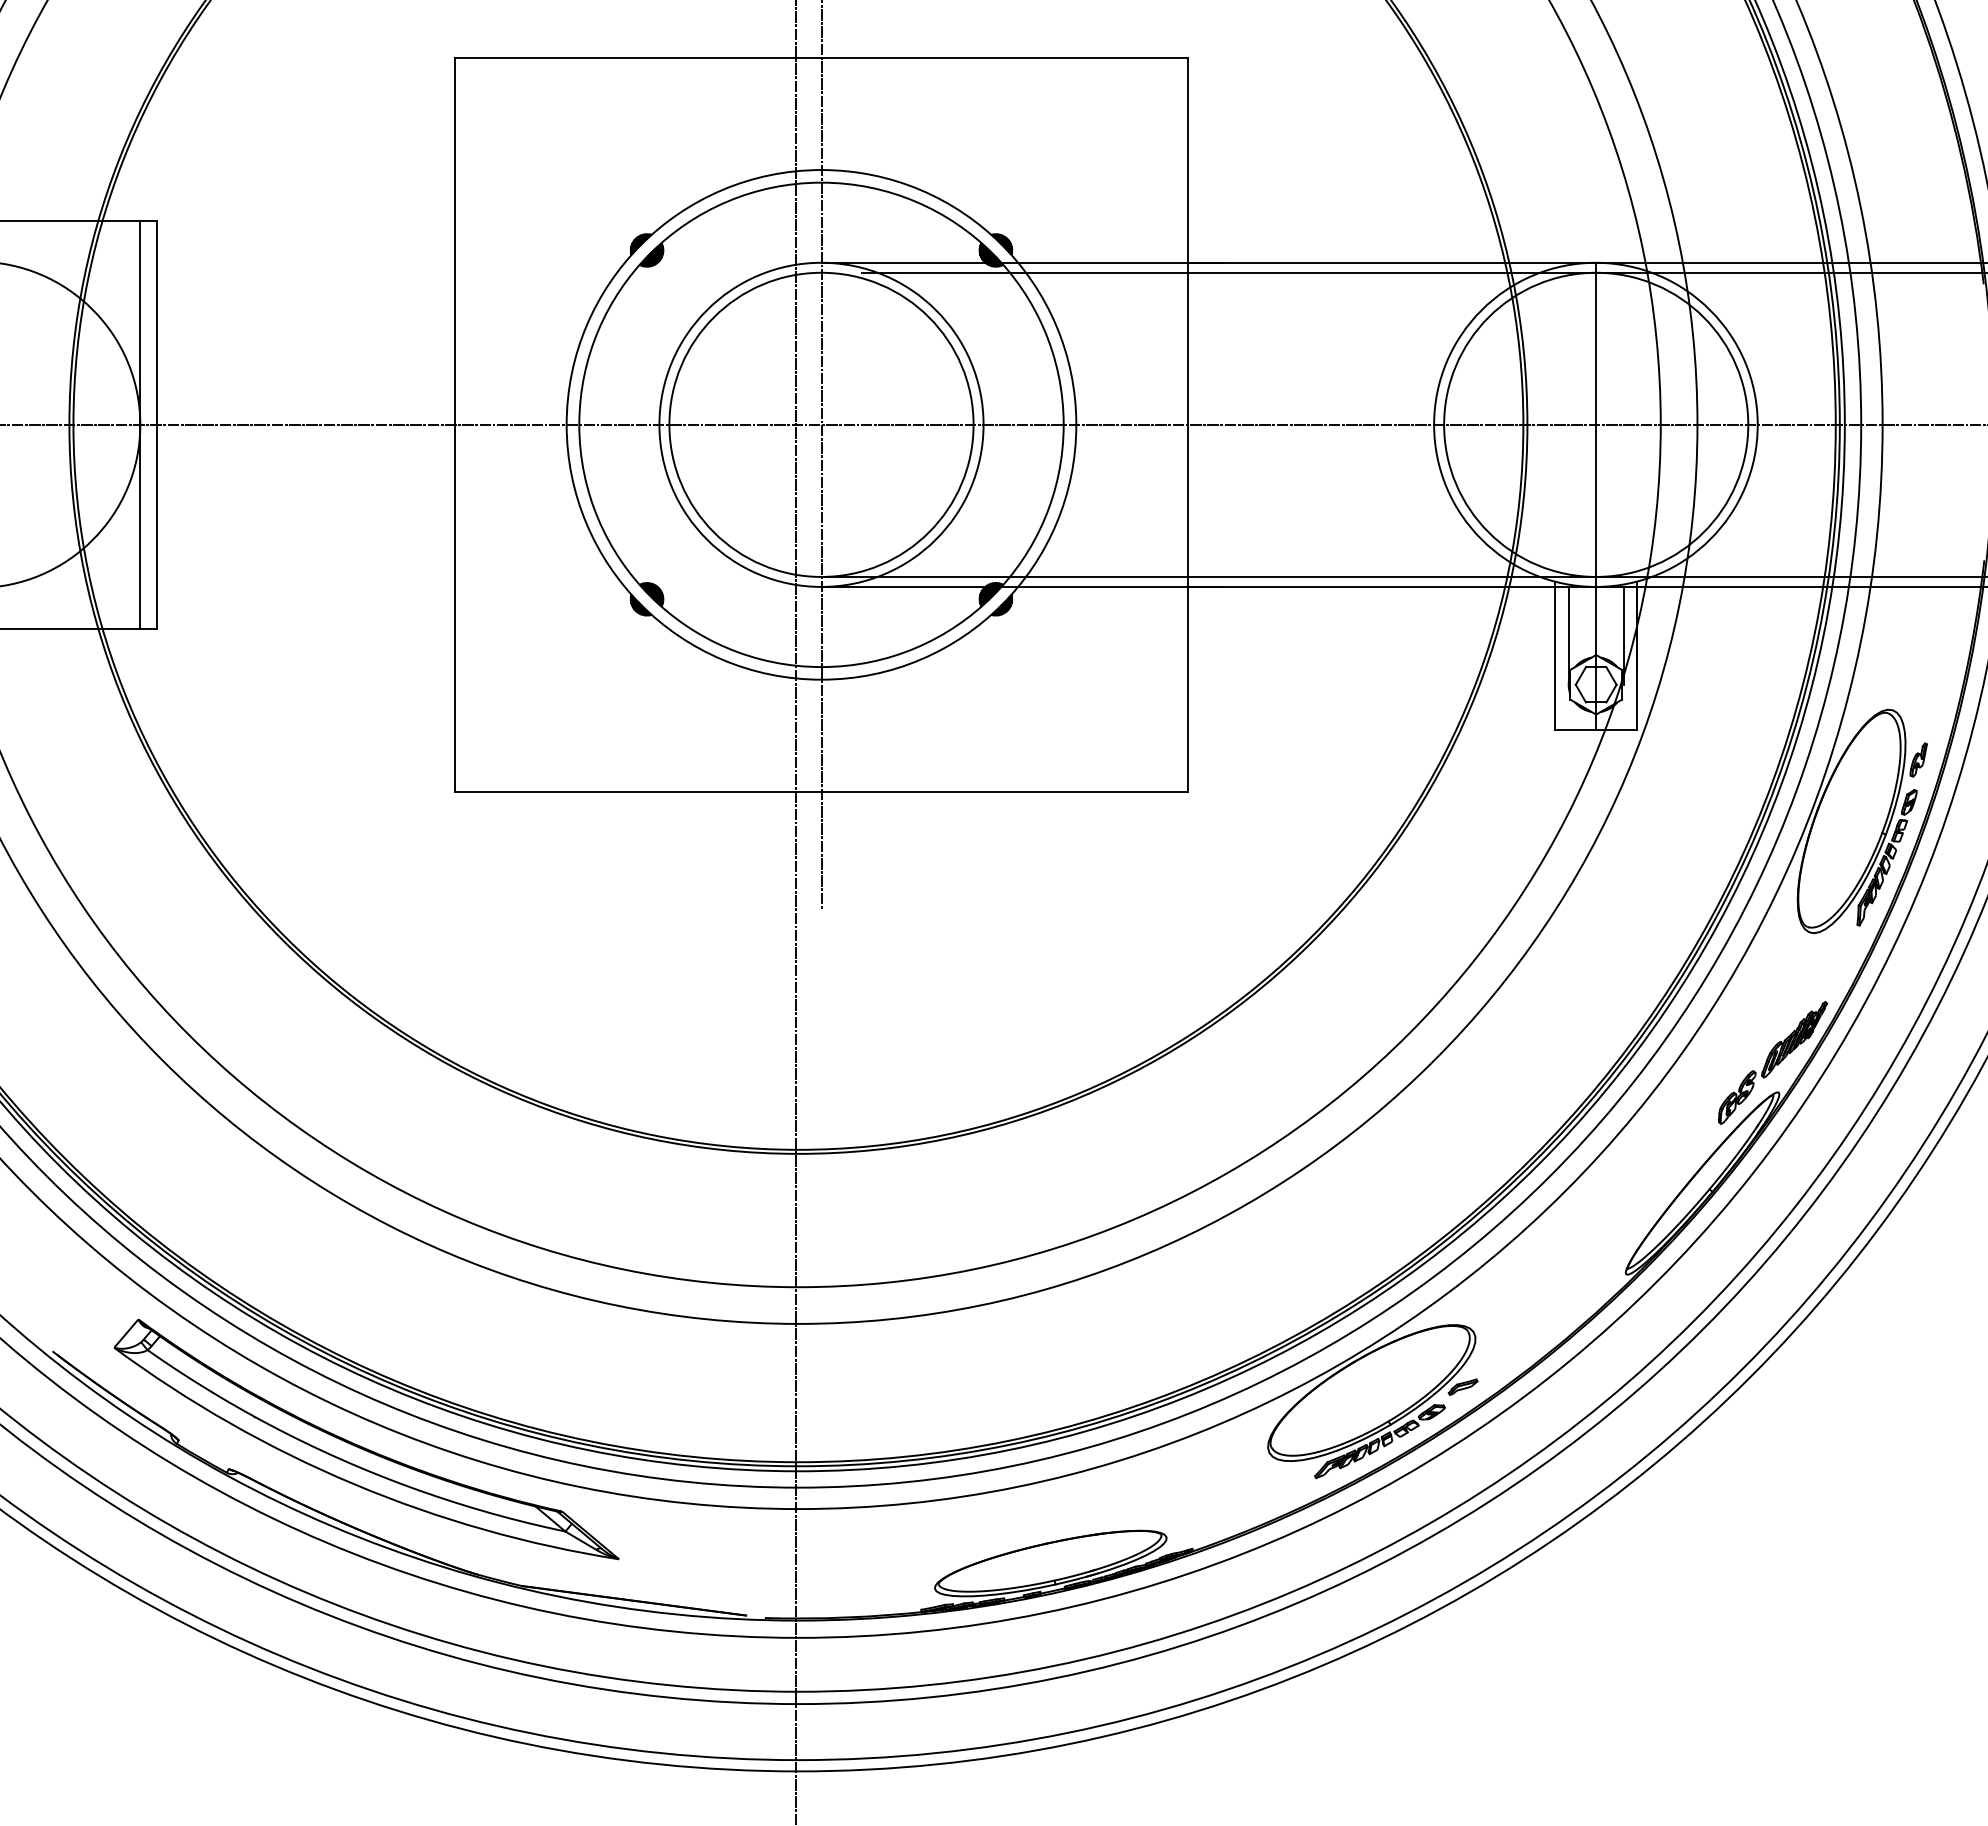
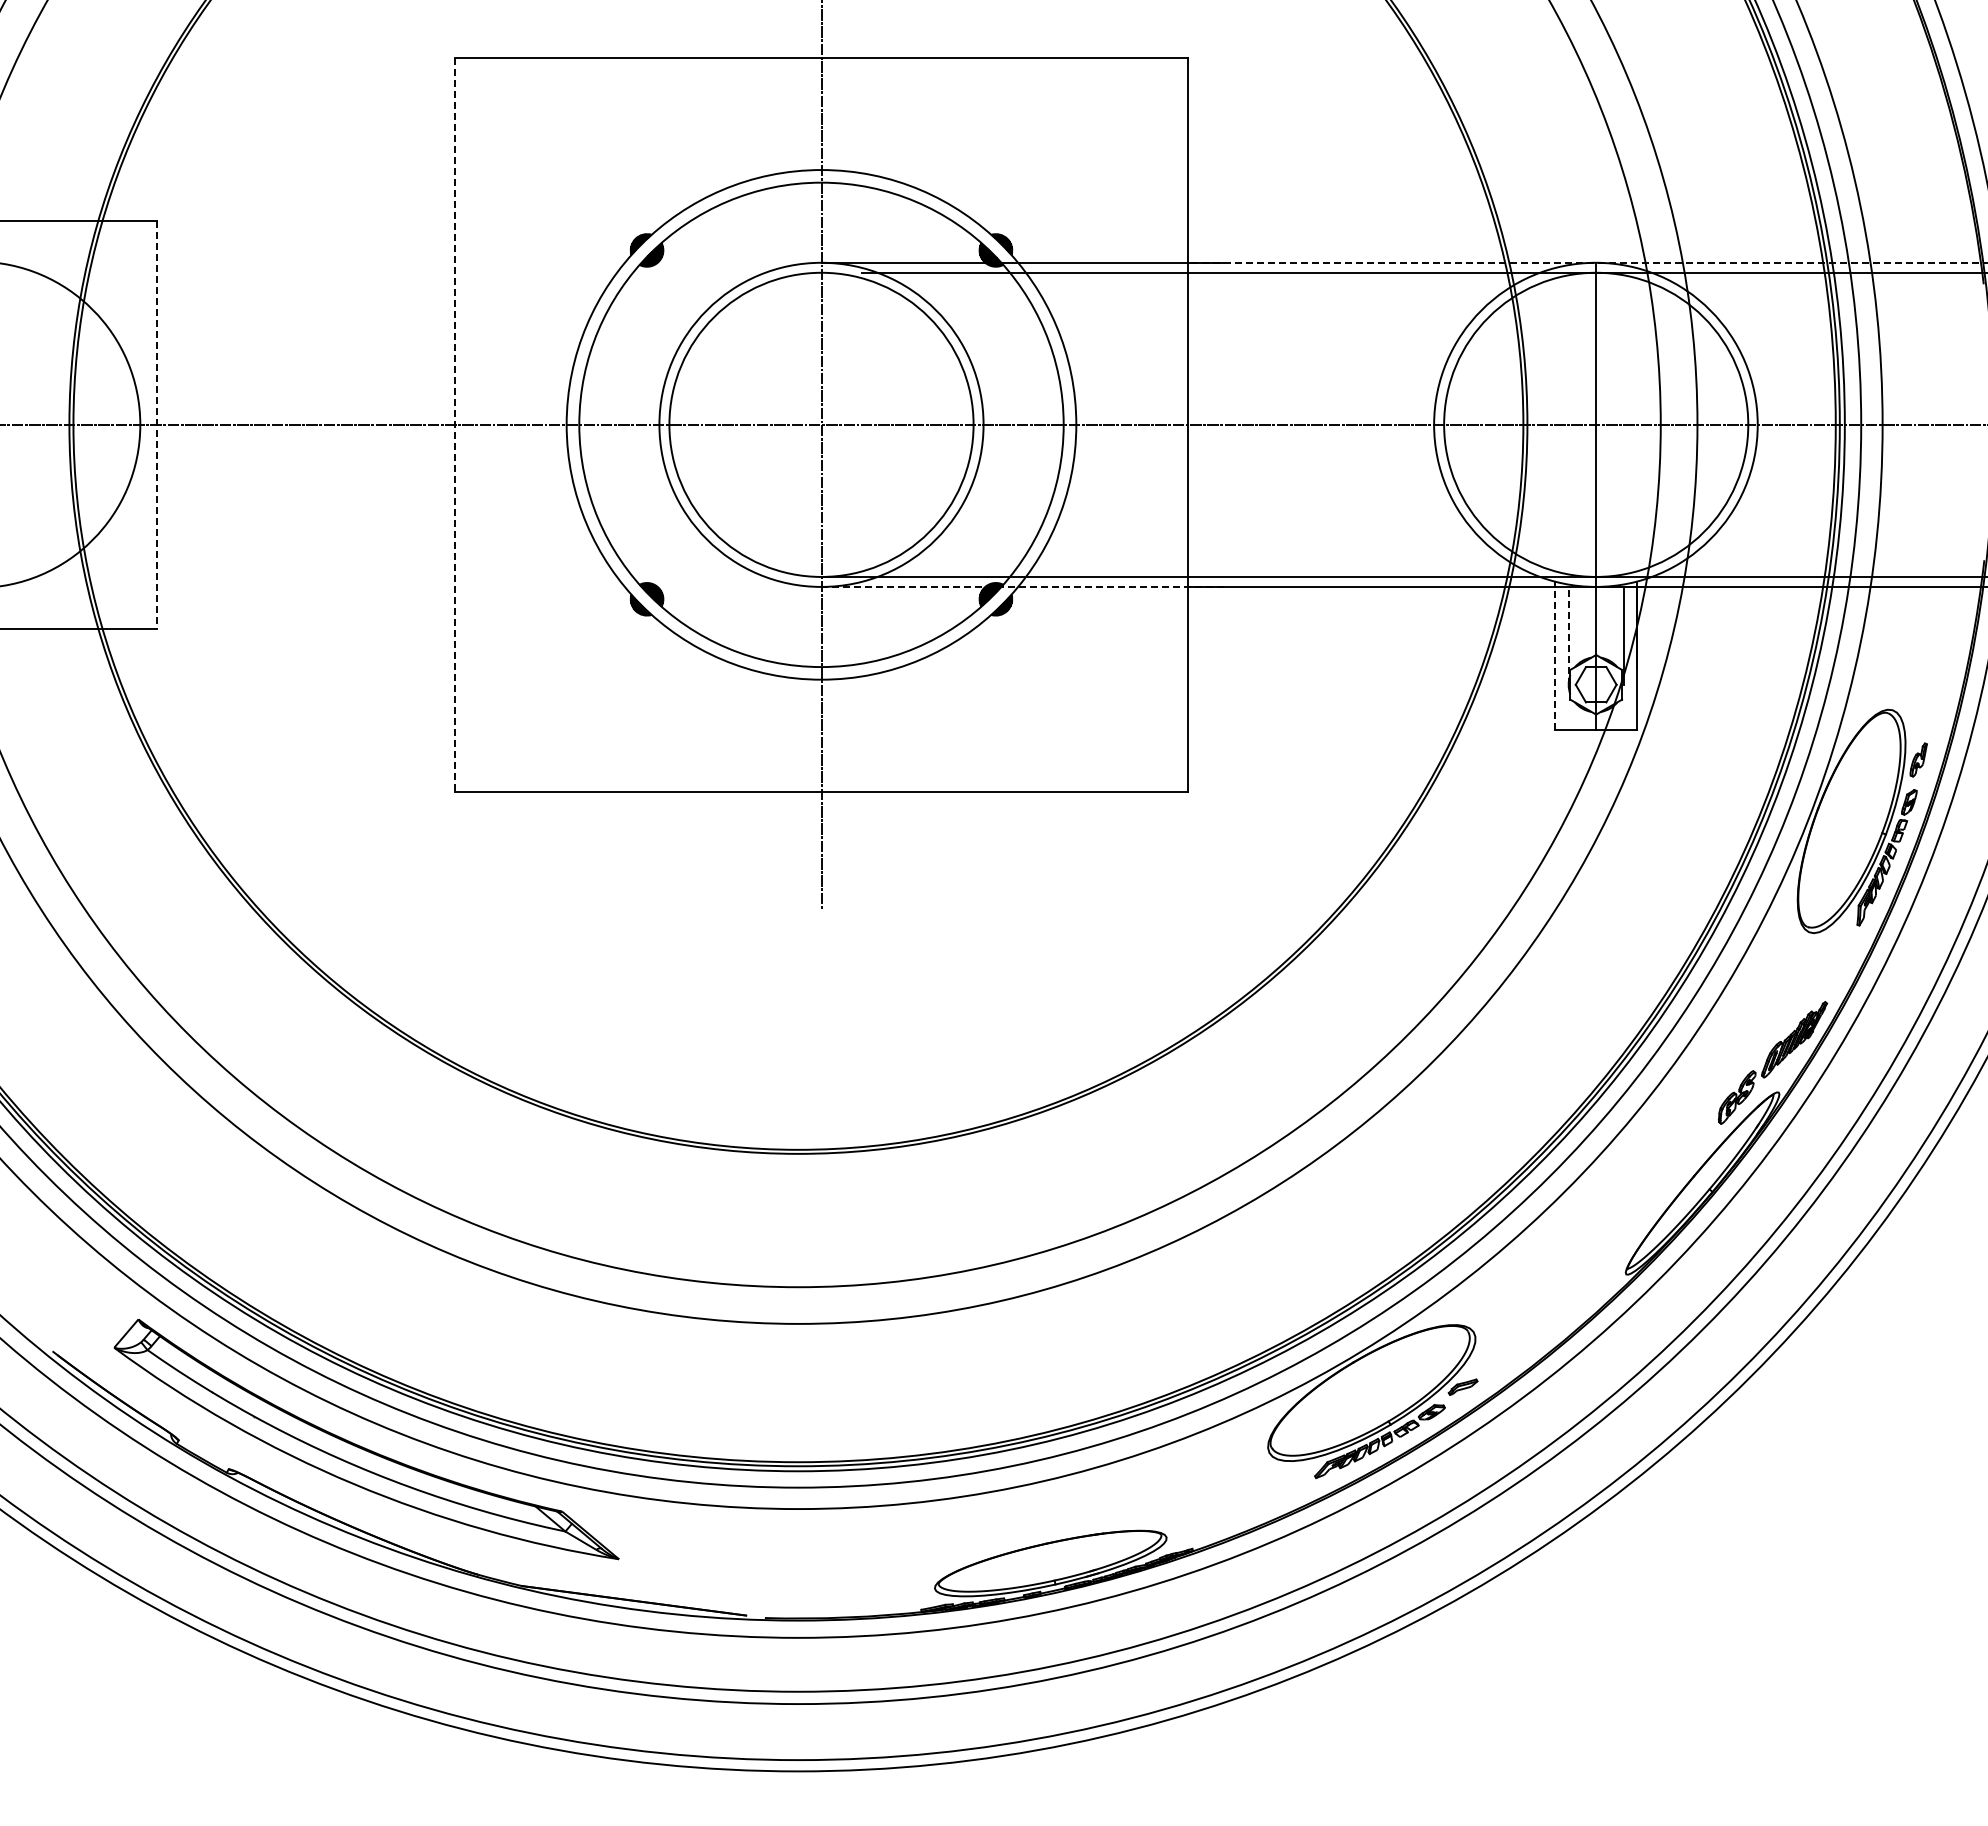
line: solid -> dashed (1587, 262)
line: present -> none (140, 424)
line: solid -> dashed (156, 424)
line: solid -> dashed (454, 424)
line: solid -> dashed (1022, 586)
line: solid -> dashed (1568, 635)
line: solid -> dashed (1555, 657)
line: present -> none (795, 912)
